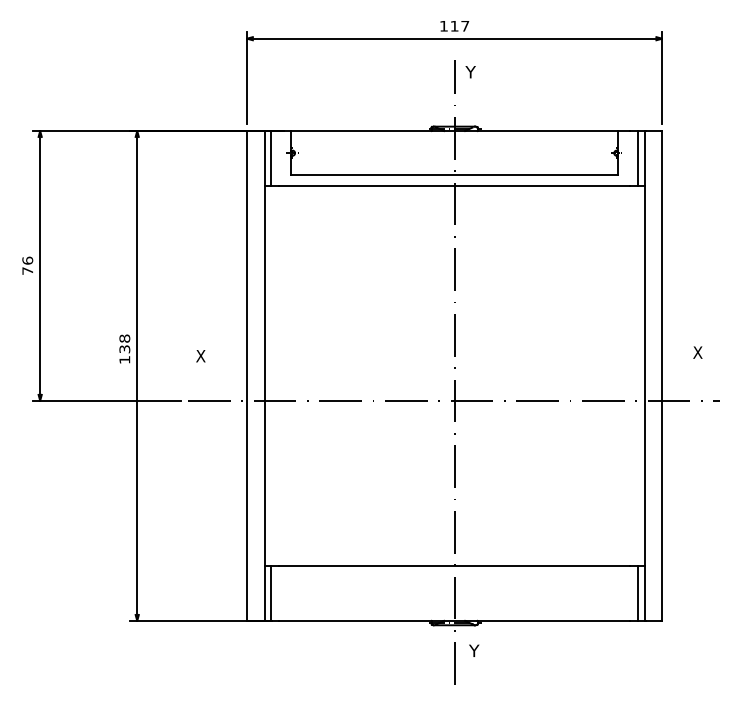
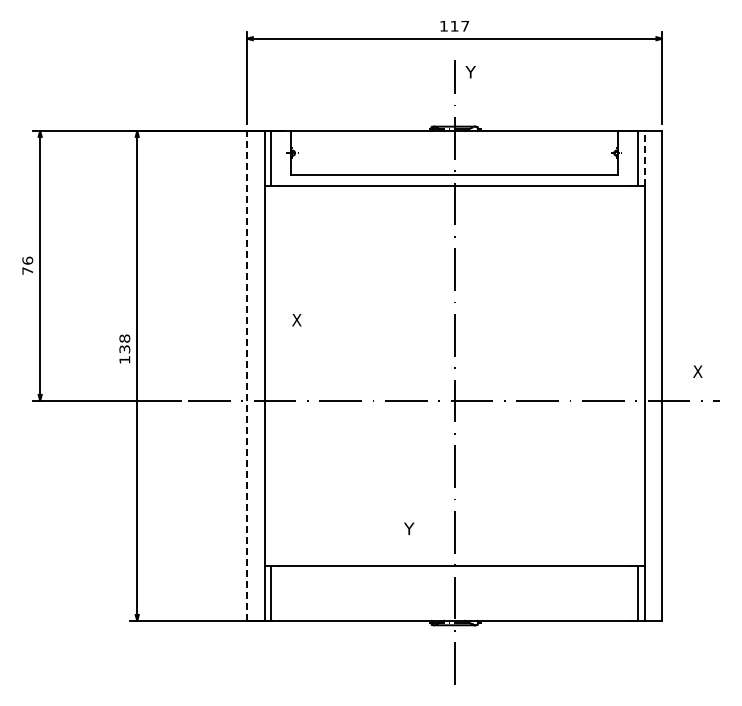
line: solid -> dashed (644, 158)
text position: (697, 352) -> (697, 371) (697, 371)
text position: (200, 356) -> (296, 320) (296, 320)
line: solid -> dashed (246, 375)
text position: (474, 650) -> (409, 528) (409, 528)
